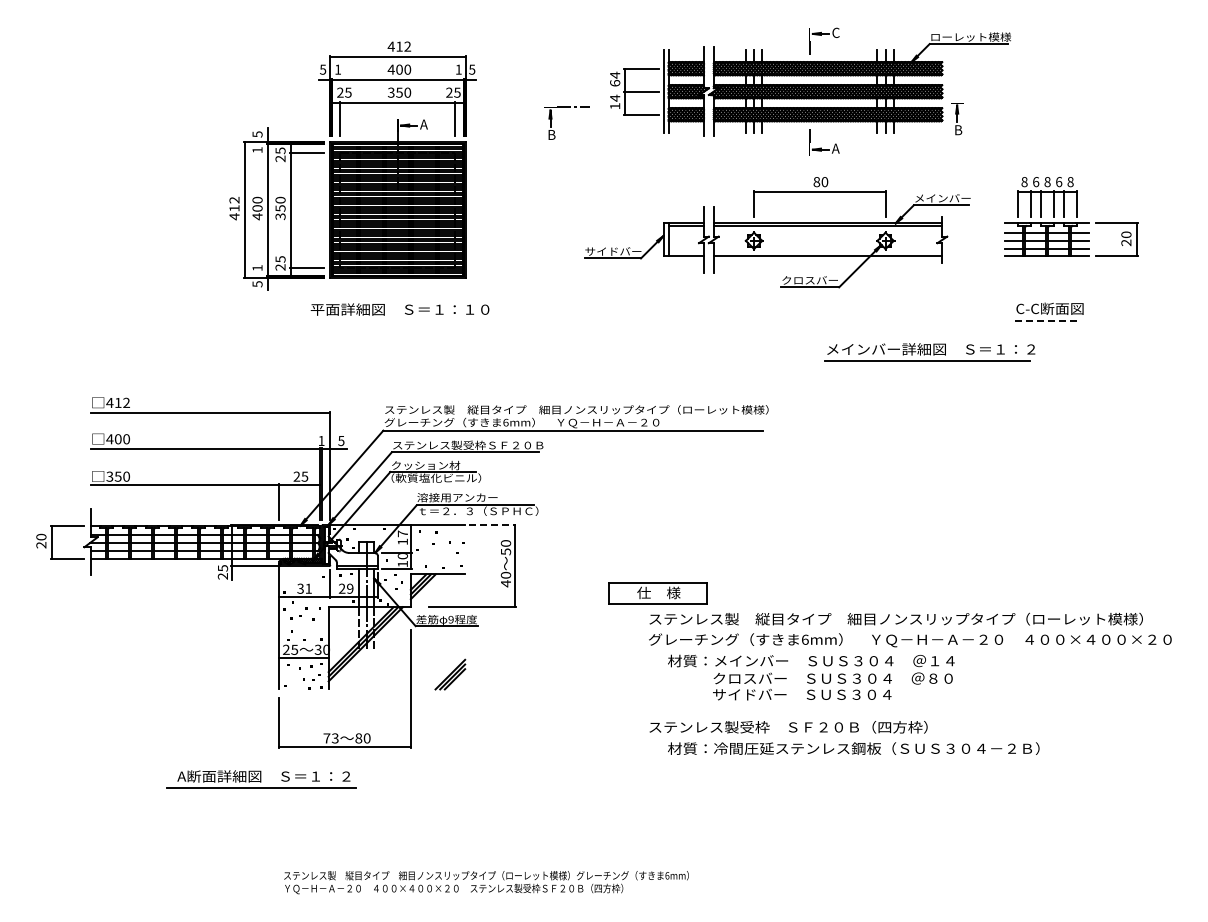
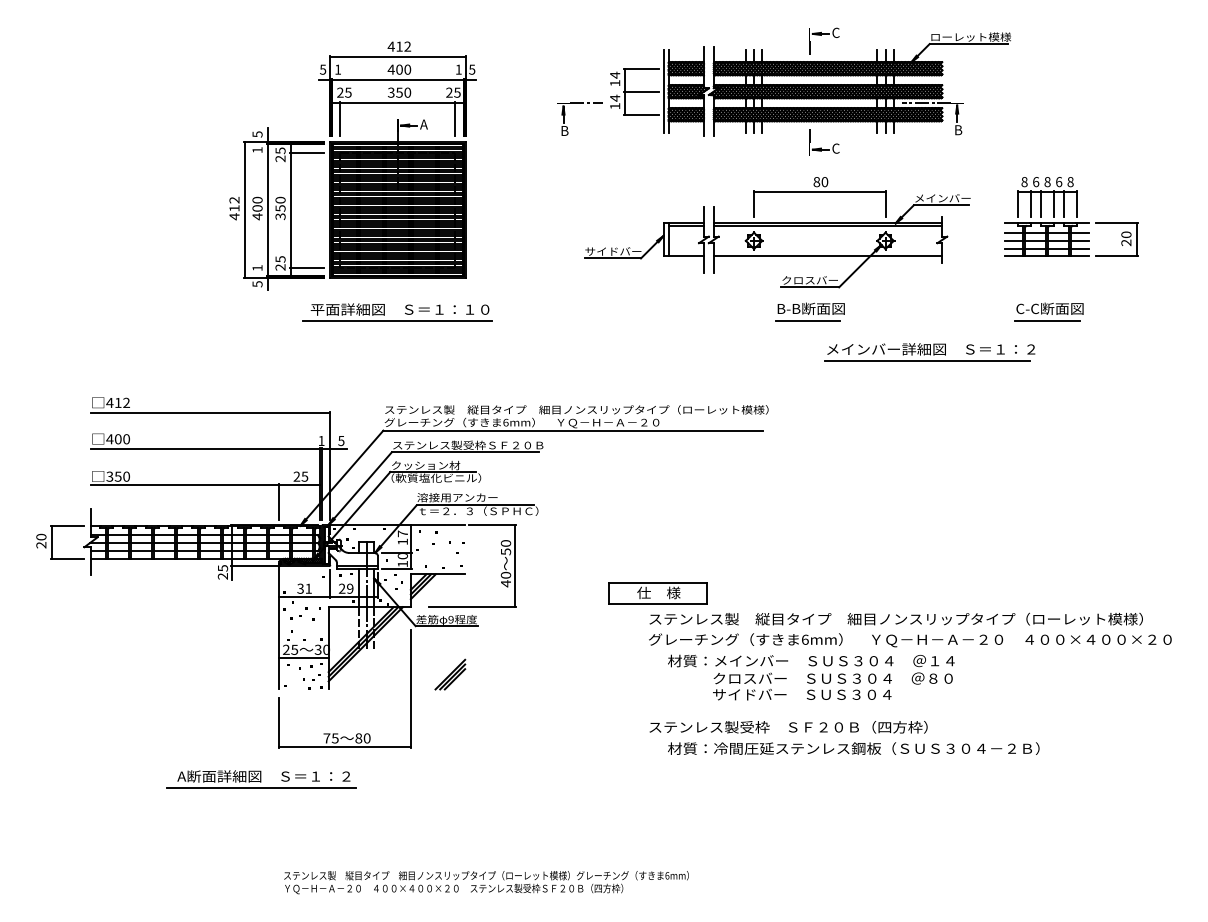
text: 64 -> 14 (615, 82)
line: none -> present (926, 103)
part position: (552, 119) -> (565, 115) (565, 115)
text: A -> C (835, 148)
part: none -> present (809, 311)
line: none -> present (397, 320)
line: dashed -> solid (1047, 320)
line: dashed -> solid (492, 525)
text: 73 -> 75 (335, 737)
